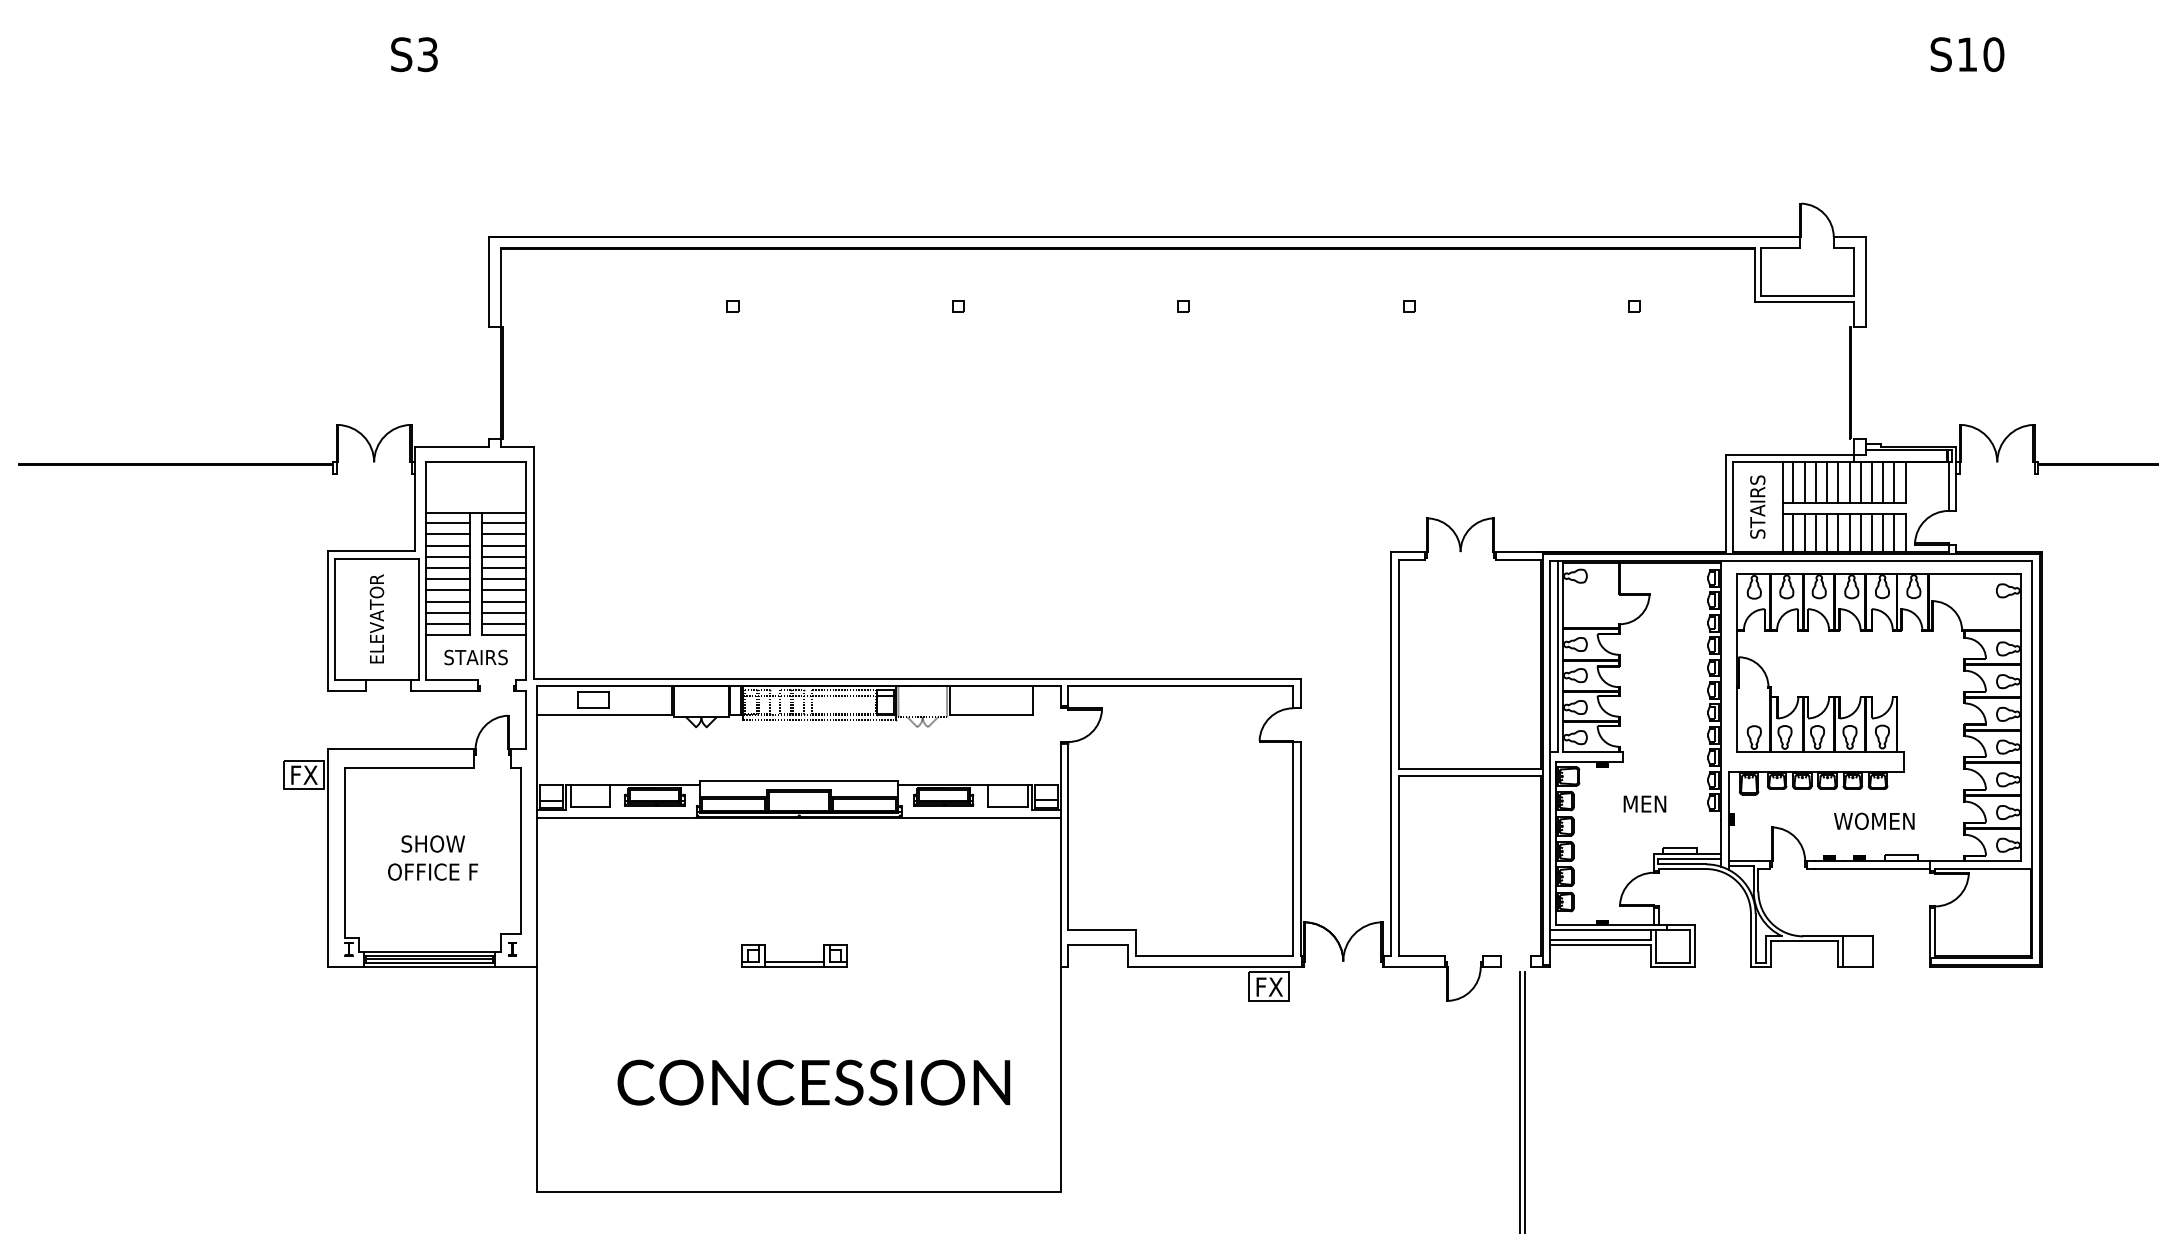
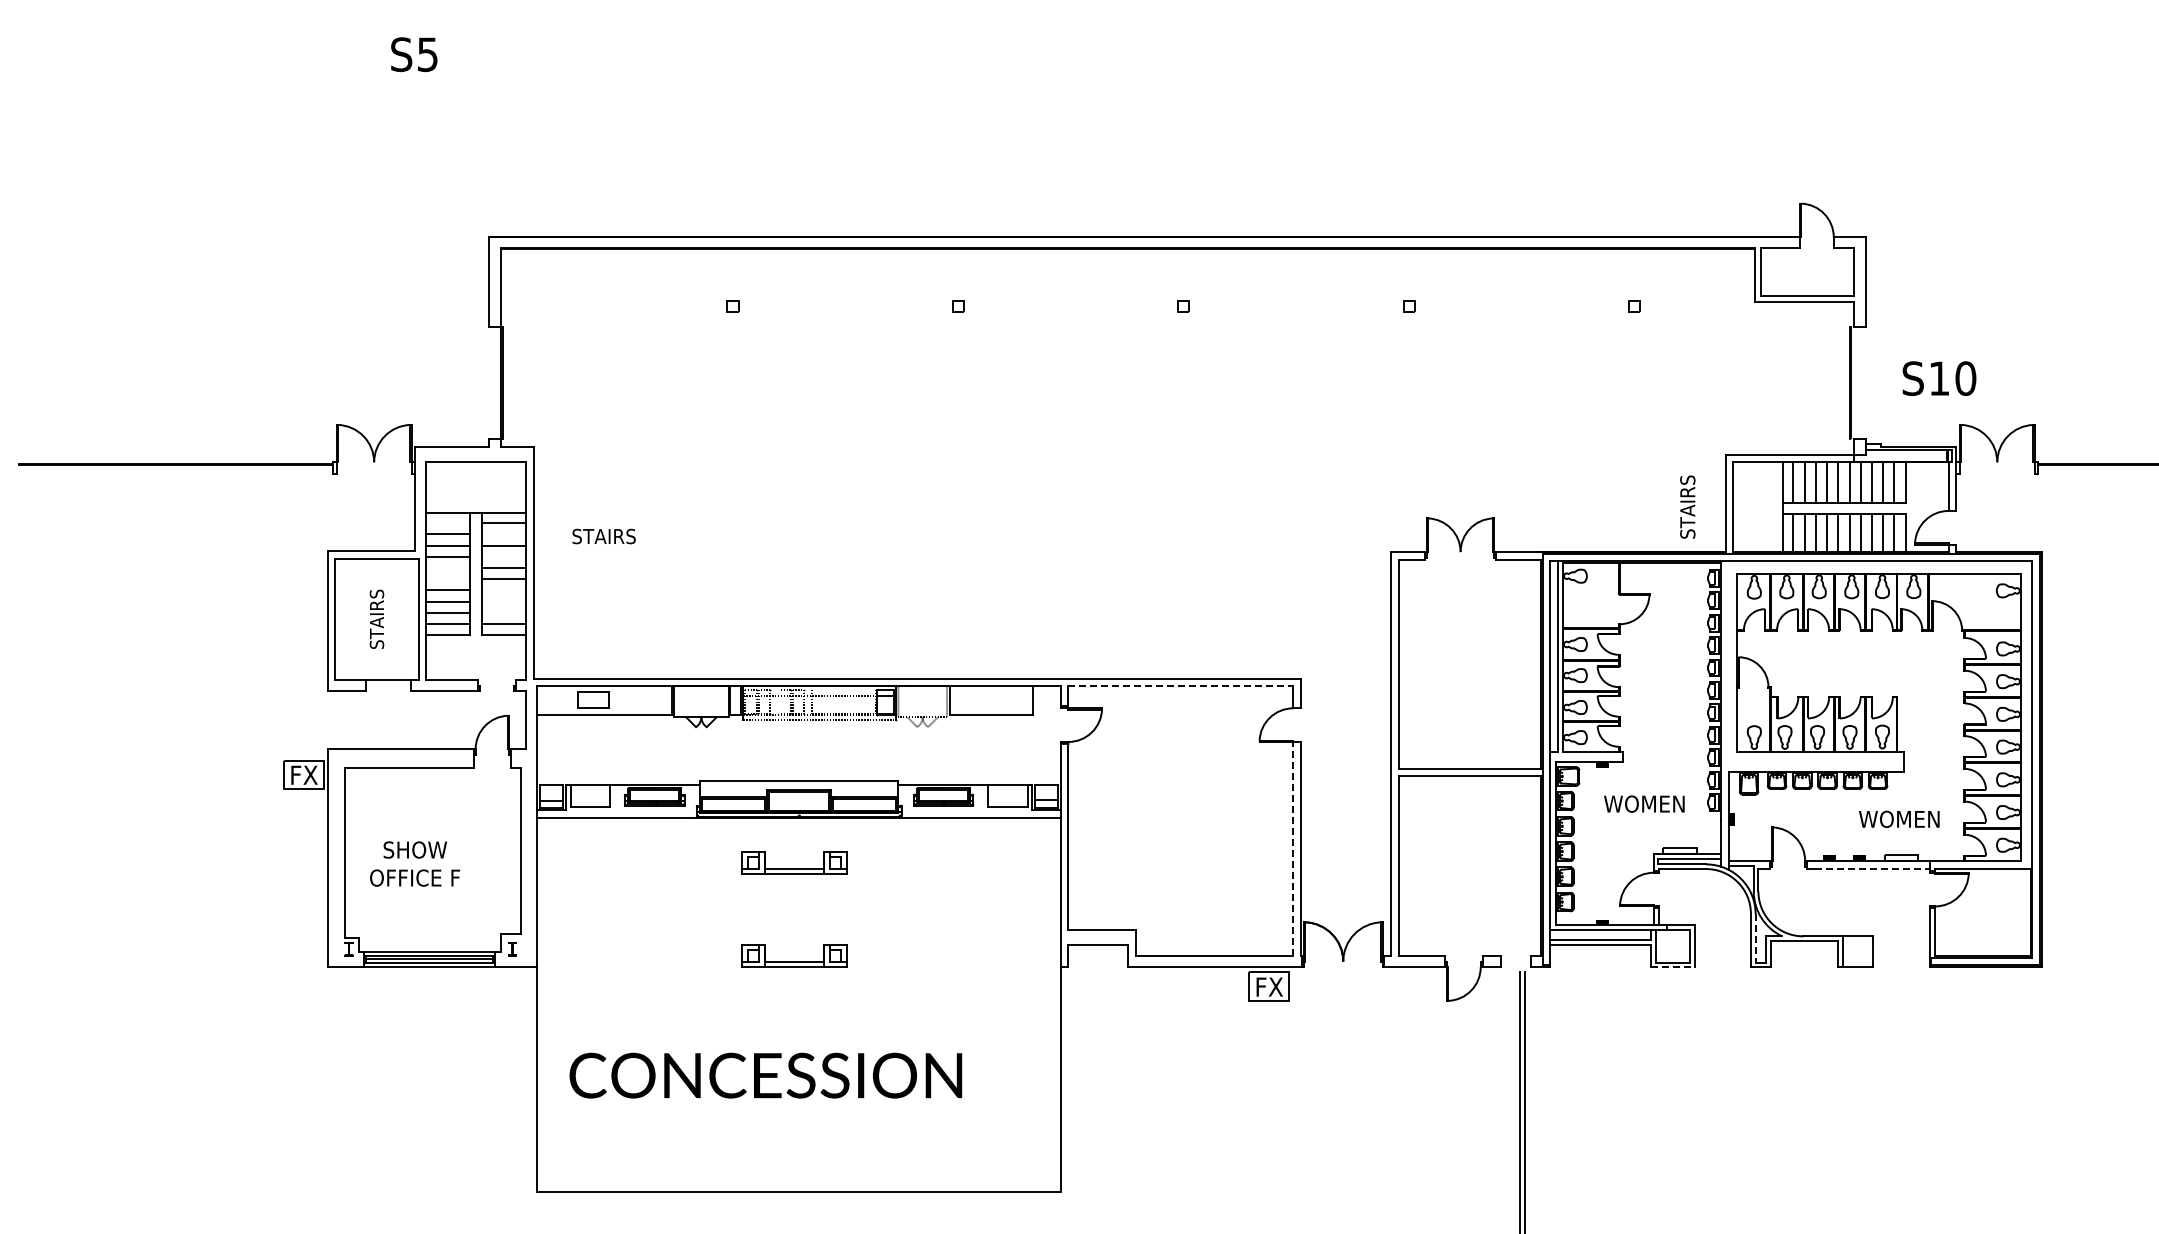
text: S3 -> S5 (427, 54)
text position: (1967, 54) -> (1939, 378) (1939, 378)
text position: (1757, 506) -> (1687, 506) (1687, 506)
line: present -> none (448, 523)
line: present -> none (503, 534)
line: present -> none (503, 556)
line: present -> none (448, 567)
line: present -> none (448, 579)
line: present -> none (503, 590)
line: present -> none (503, 601)
line: present -> none (503, 612)
text: ELEVATOR -> STAIRS (376, 618)
text position: (475, 657) -> (603, 536) (603, 536)
line: solid -> dashed (1181, 685)
line: present -> none (843, 689)
line: present -> none (779, 701)
text: MEN -> WOMEN (1644, 803)
text position: (1874, 820) -> (1899, 818) (1899, 818)
line: solid -> dashed (1293, 848)
text position: (433, 857) -> (415, 863) (415, 863)
part: none -> present (794, 862)
line: solid -> dashed (1872, 869)
line: solid -> dashed (1755, 938)
line: solid -> dashed (1673, 967)
text position: (813, 1082) -> (765, 1075) (765, 1075)
